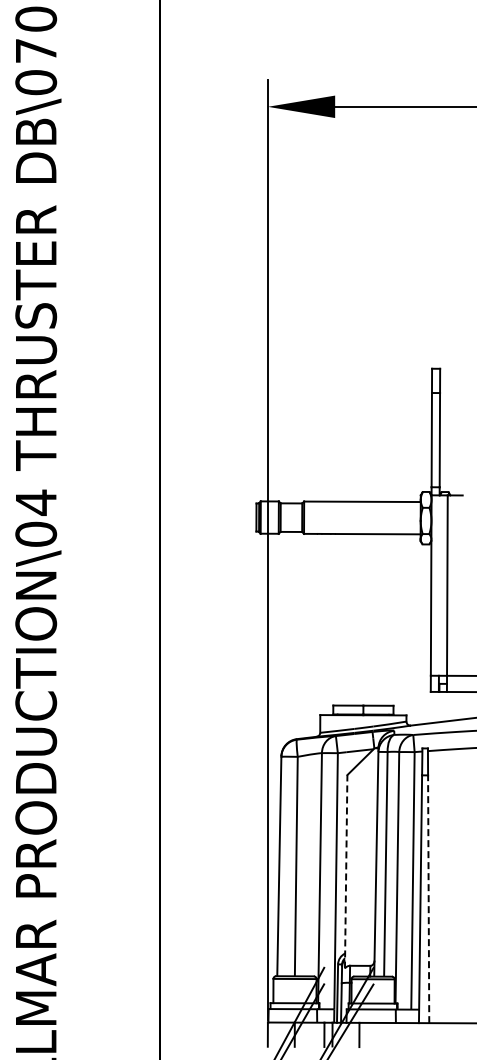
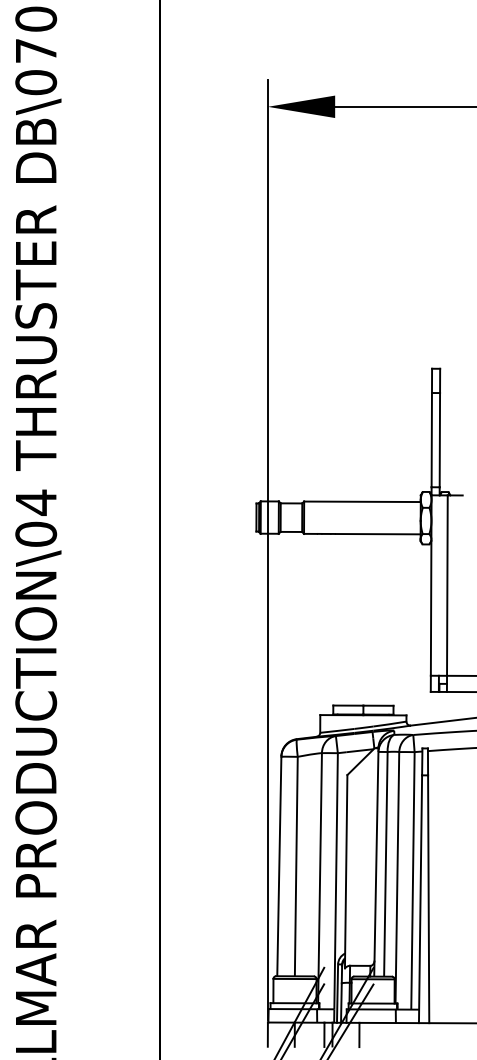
line: dashed -> solid (346, 871)
line: dashed -> solid (428, 899)
